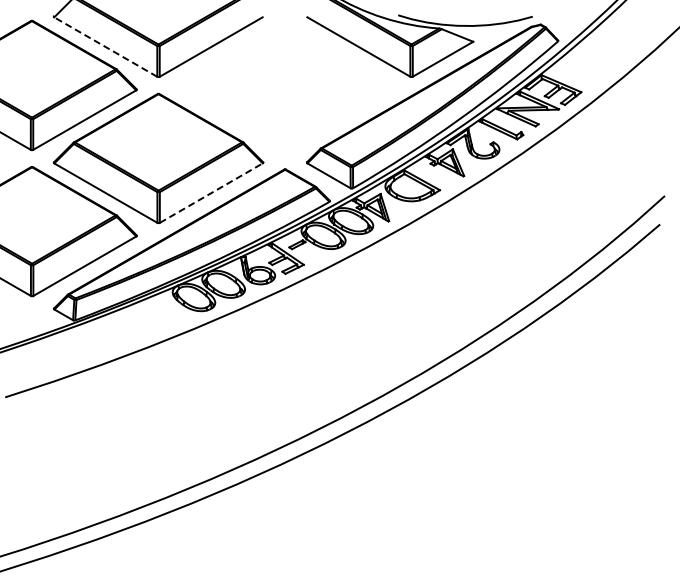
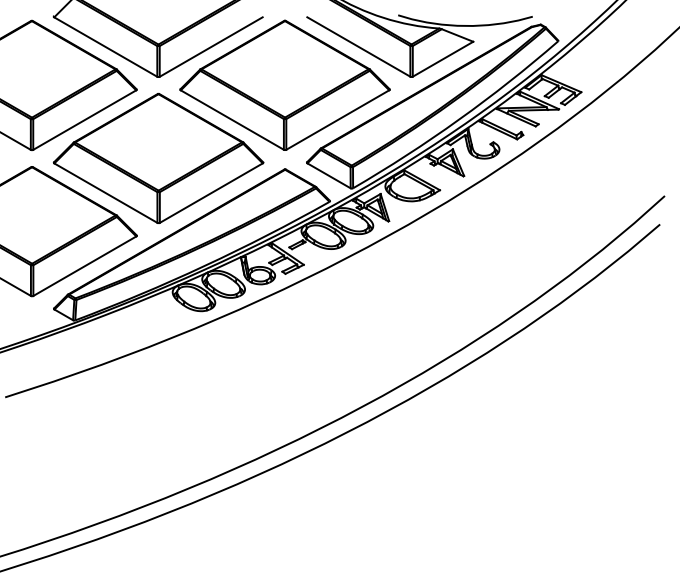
line: dashed -> solid (105, 46)
part: none -> present (284, 84)
line: dashed -> solid (211, 192)
